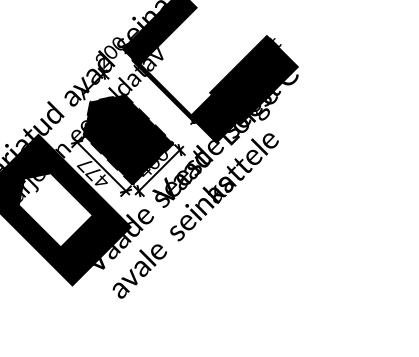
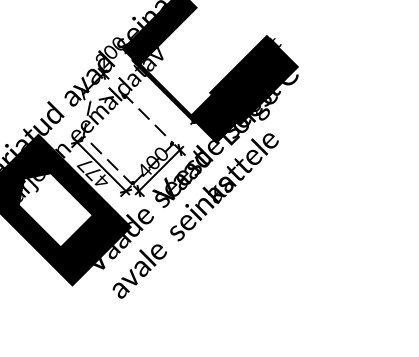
fill: present -> none (128, 139)
